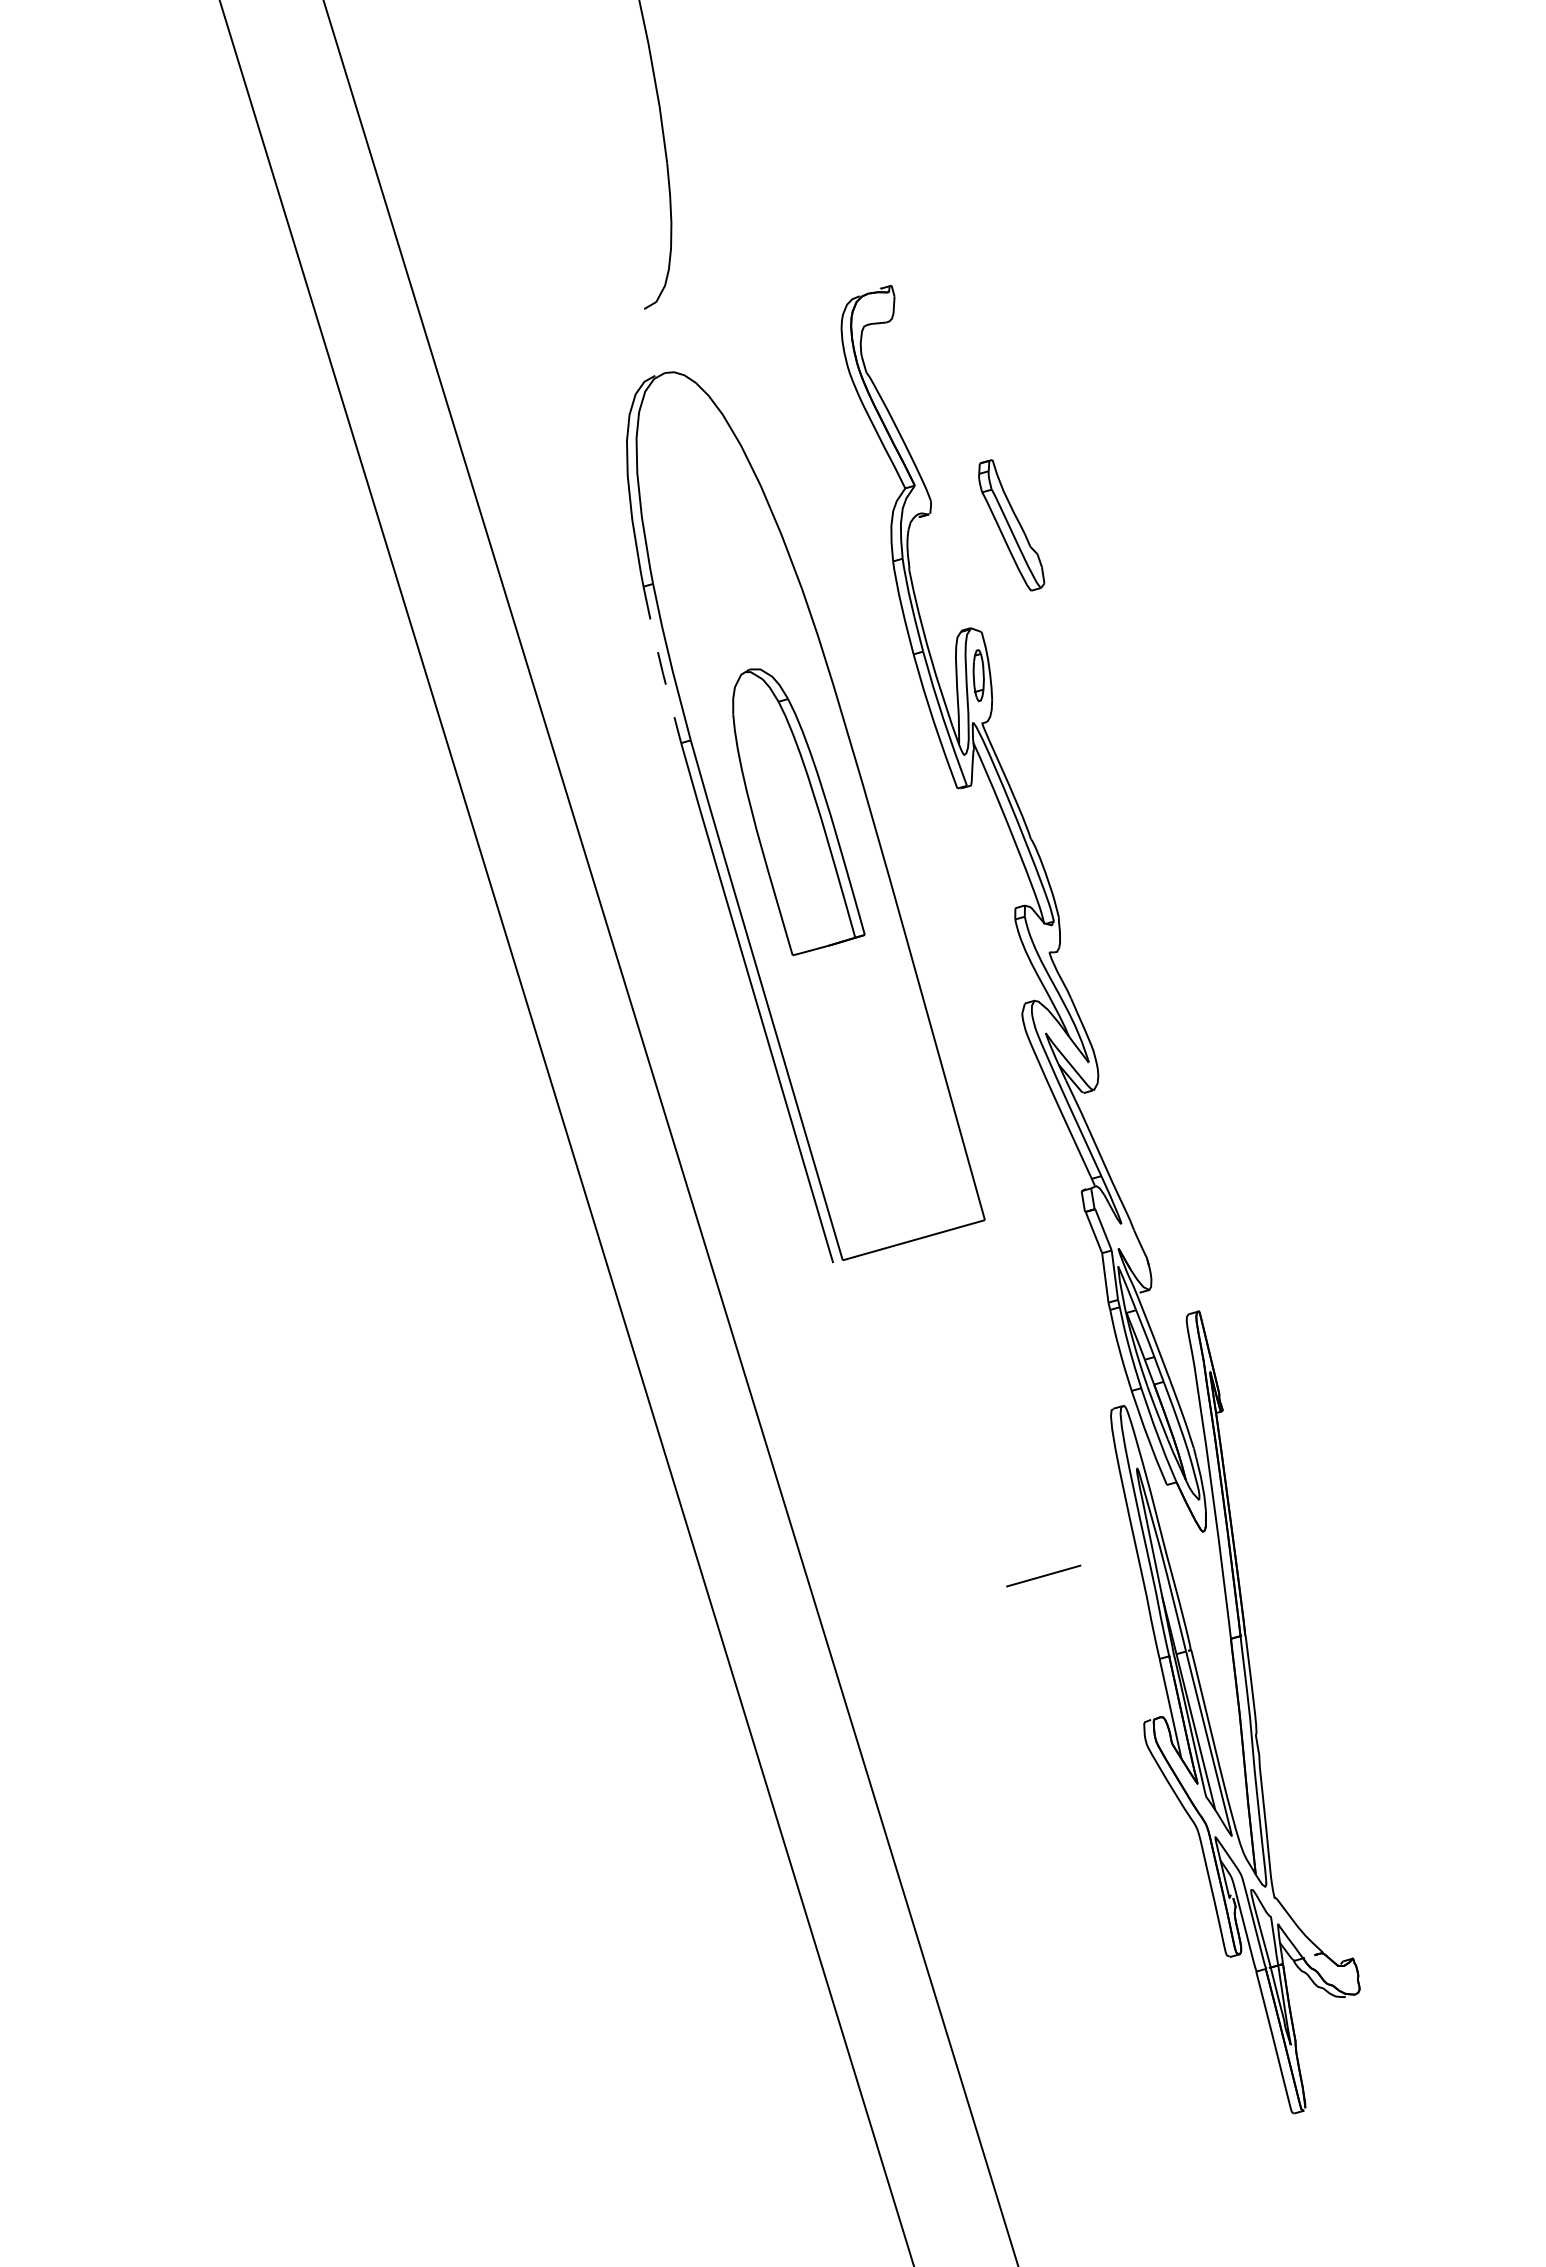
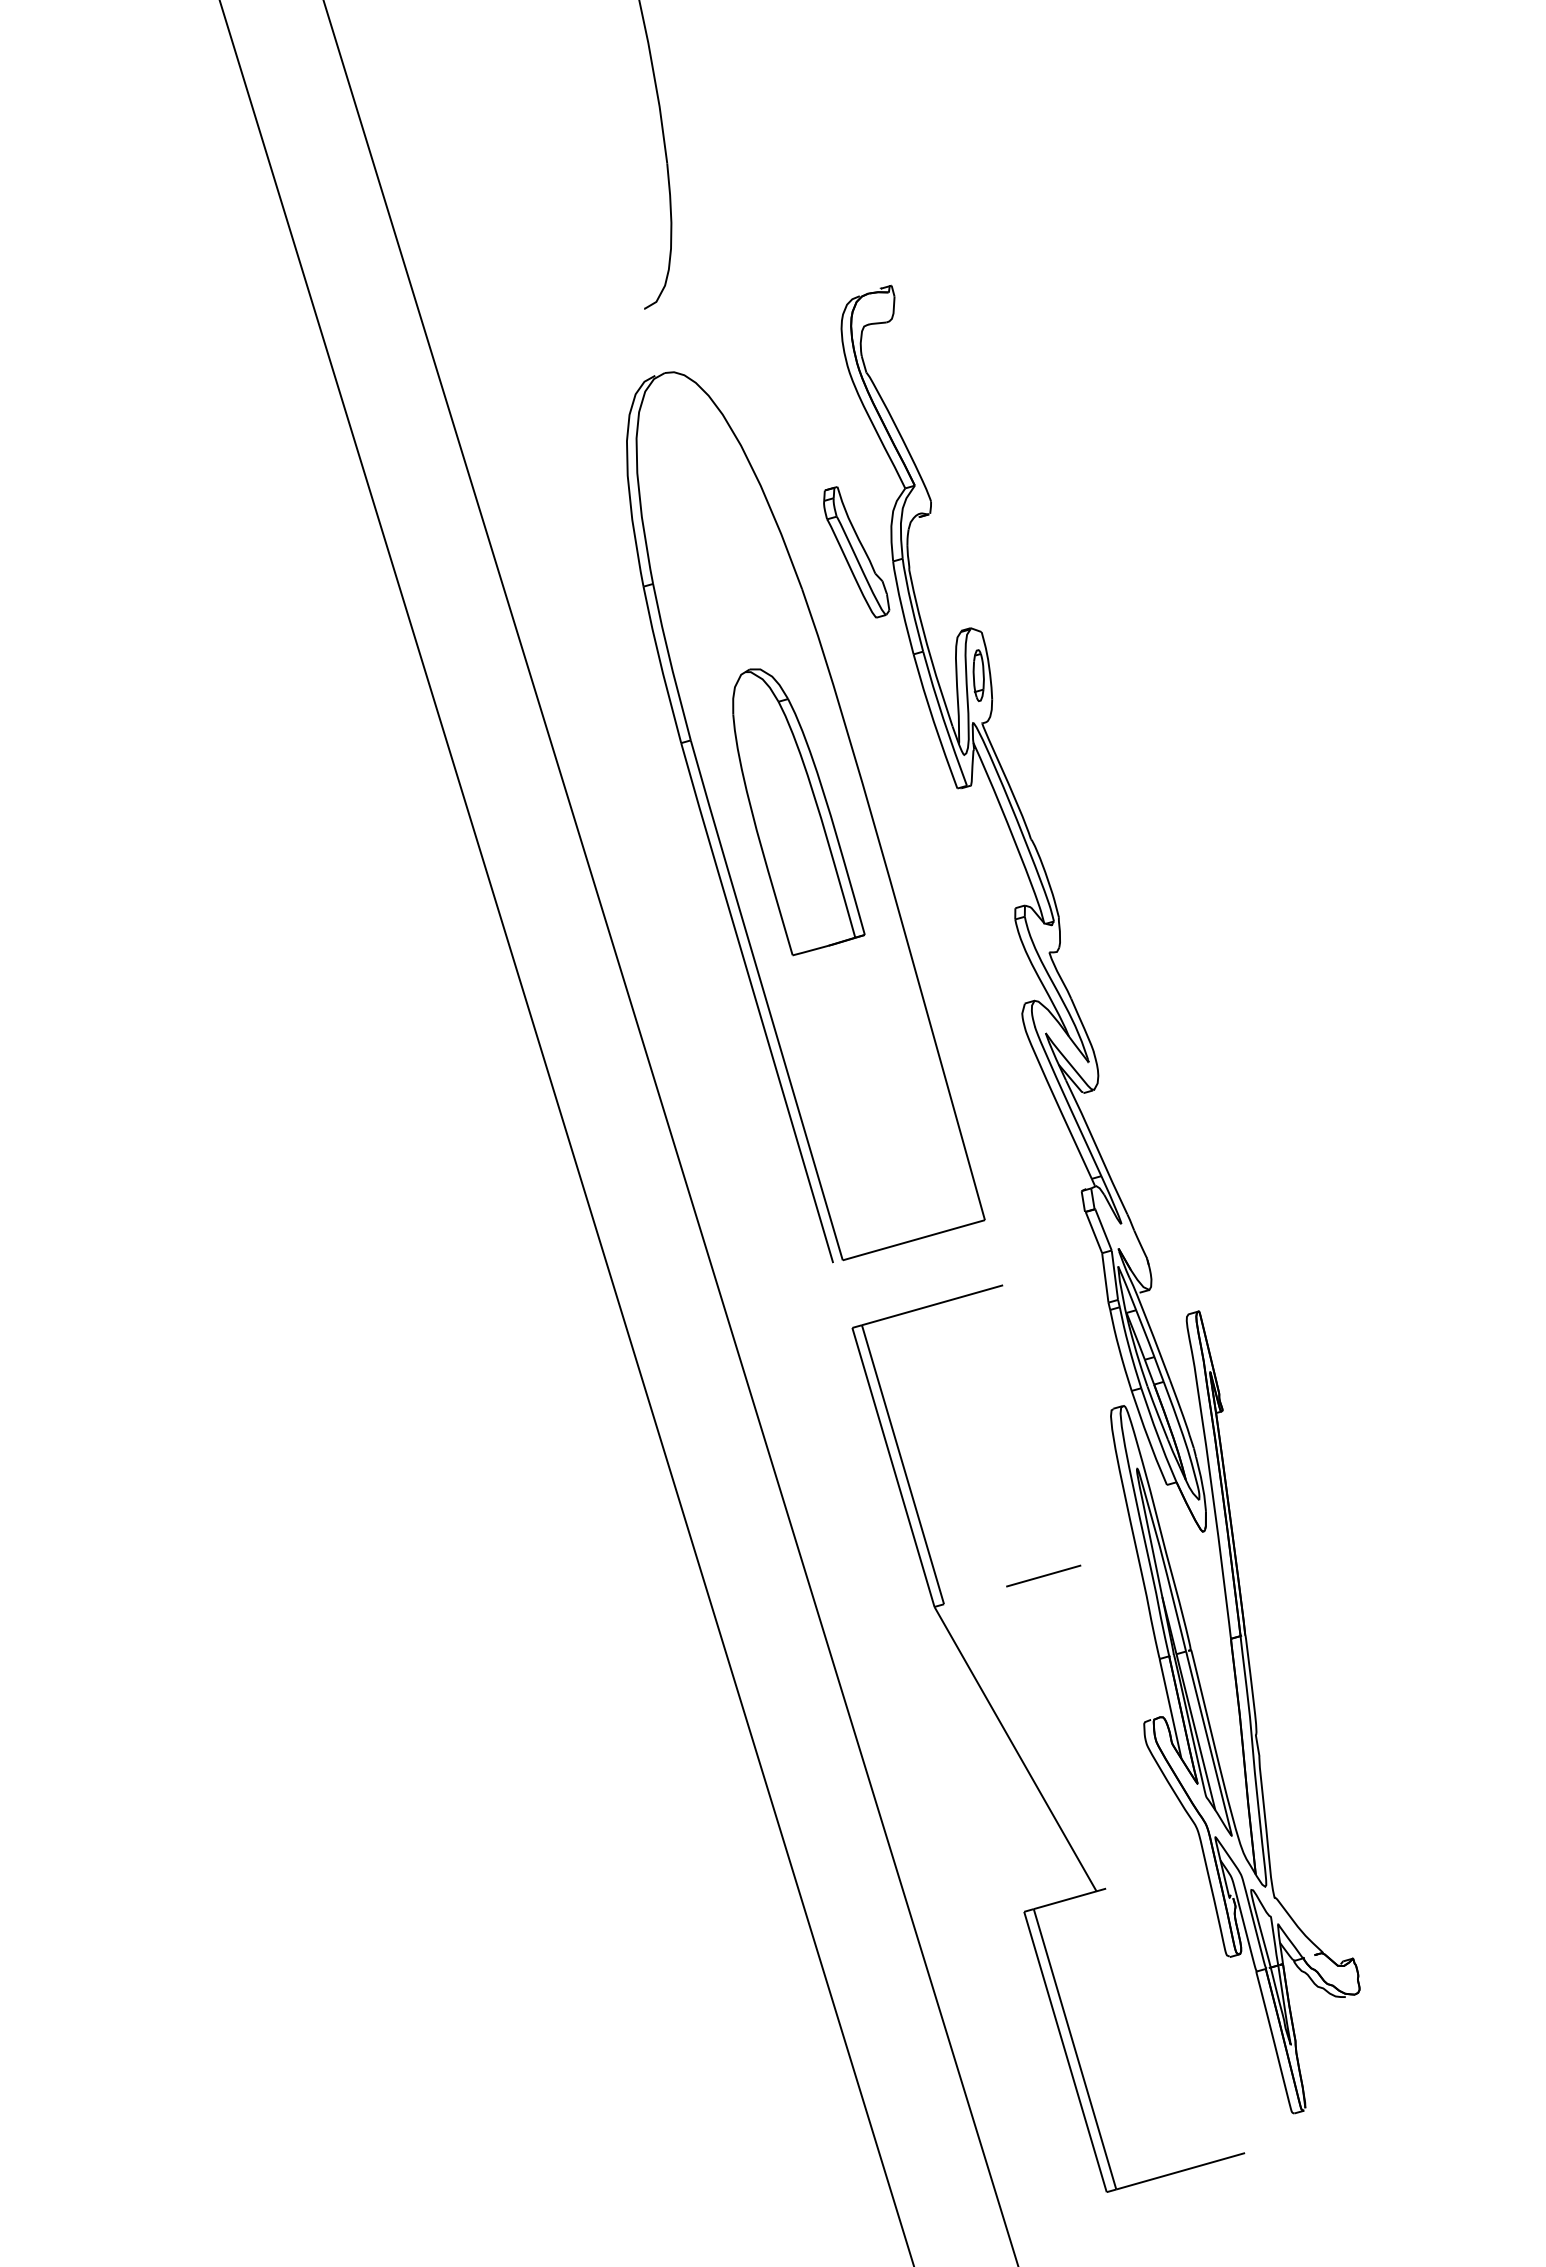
part position: (1011, 525) -> (856, 552) (856, 552)
line: dashed -> solid (661, 665)
part: none -> present (1019, 1753)
